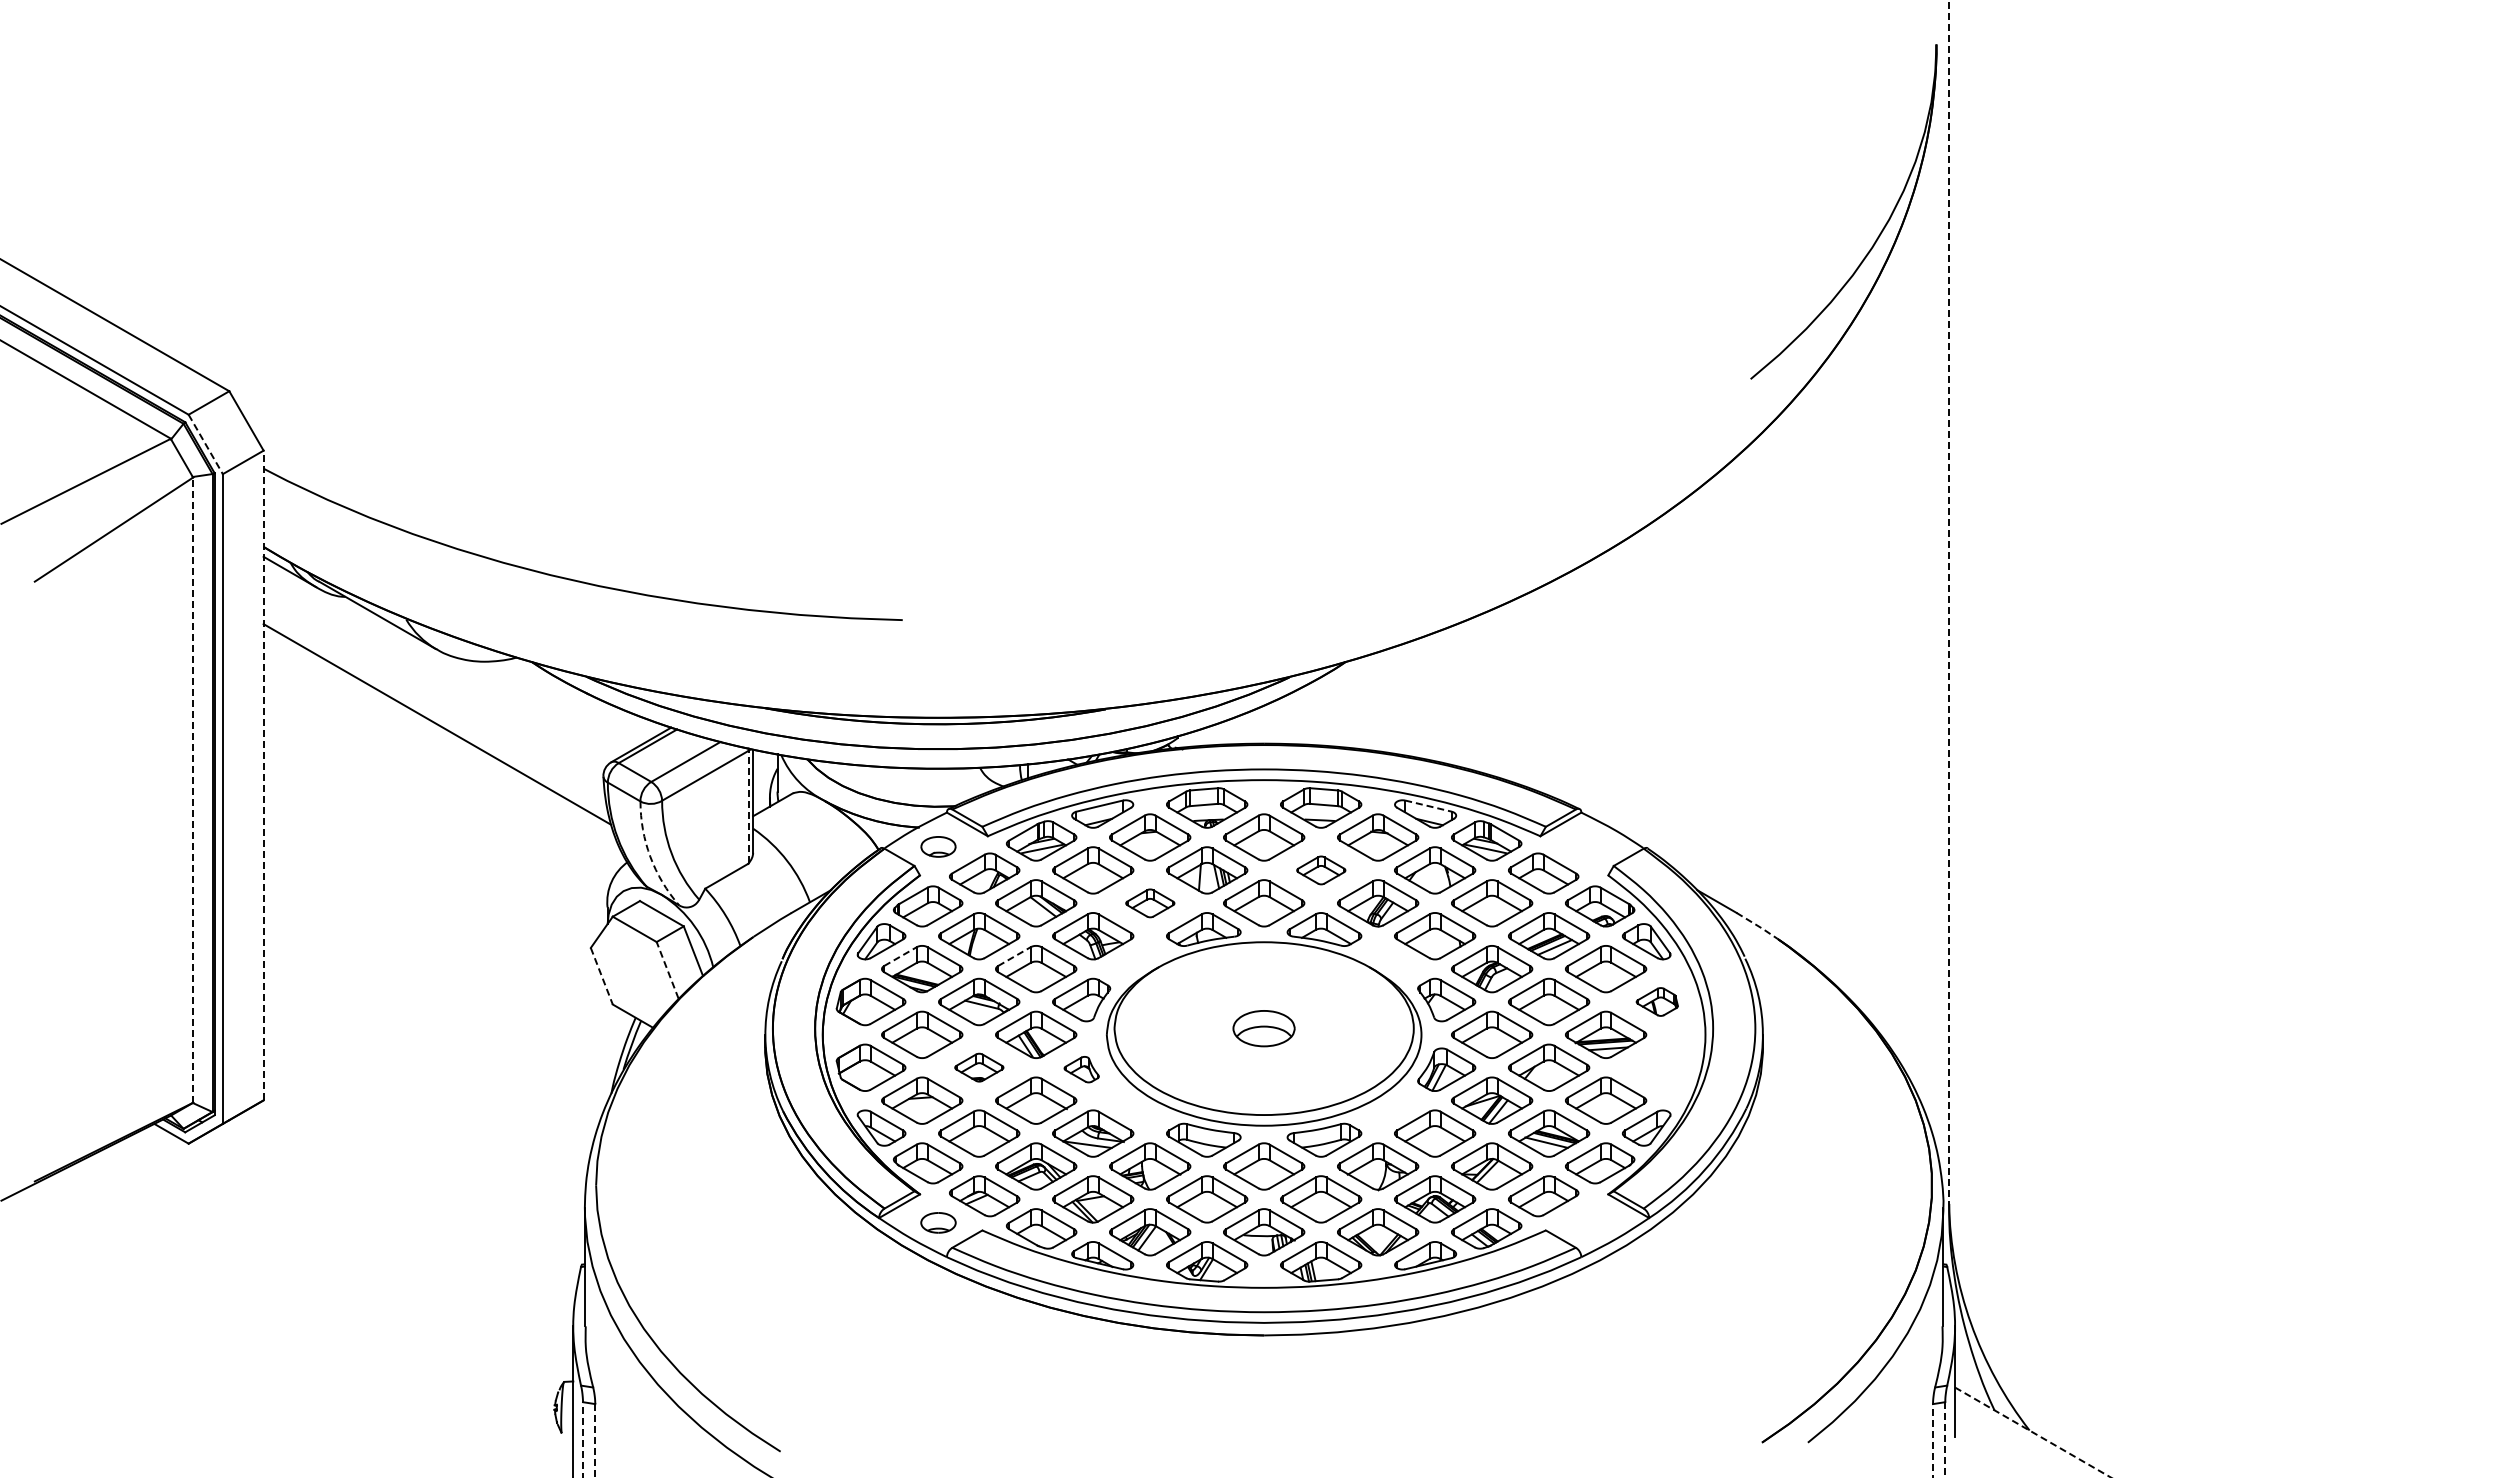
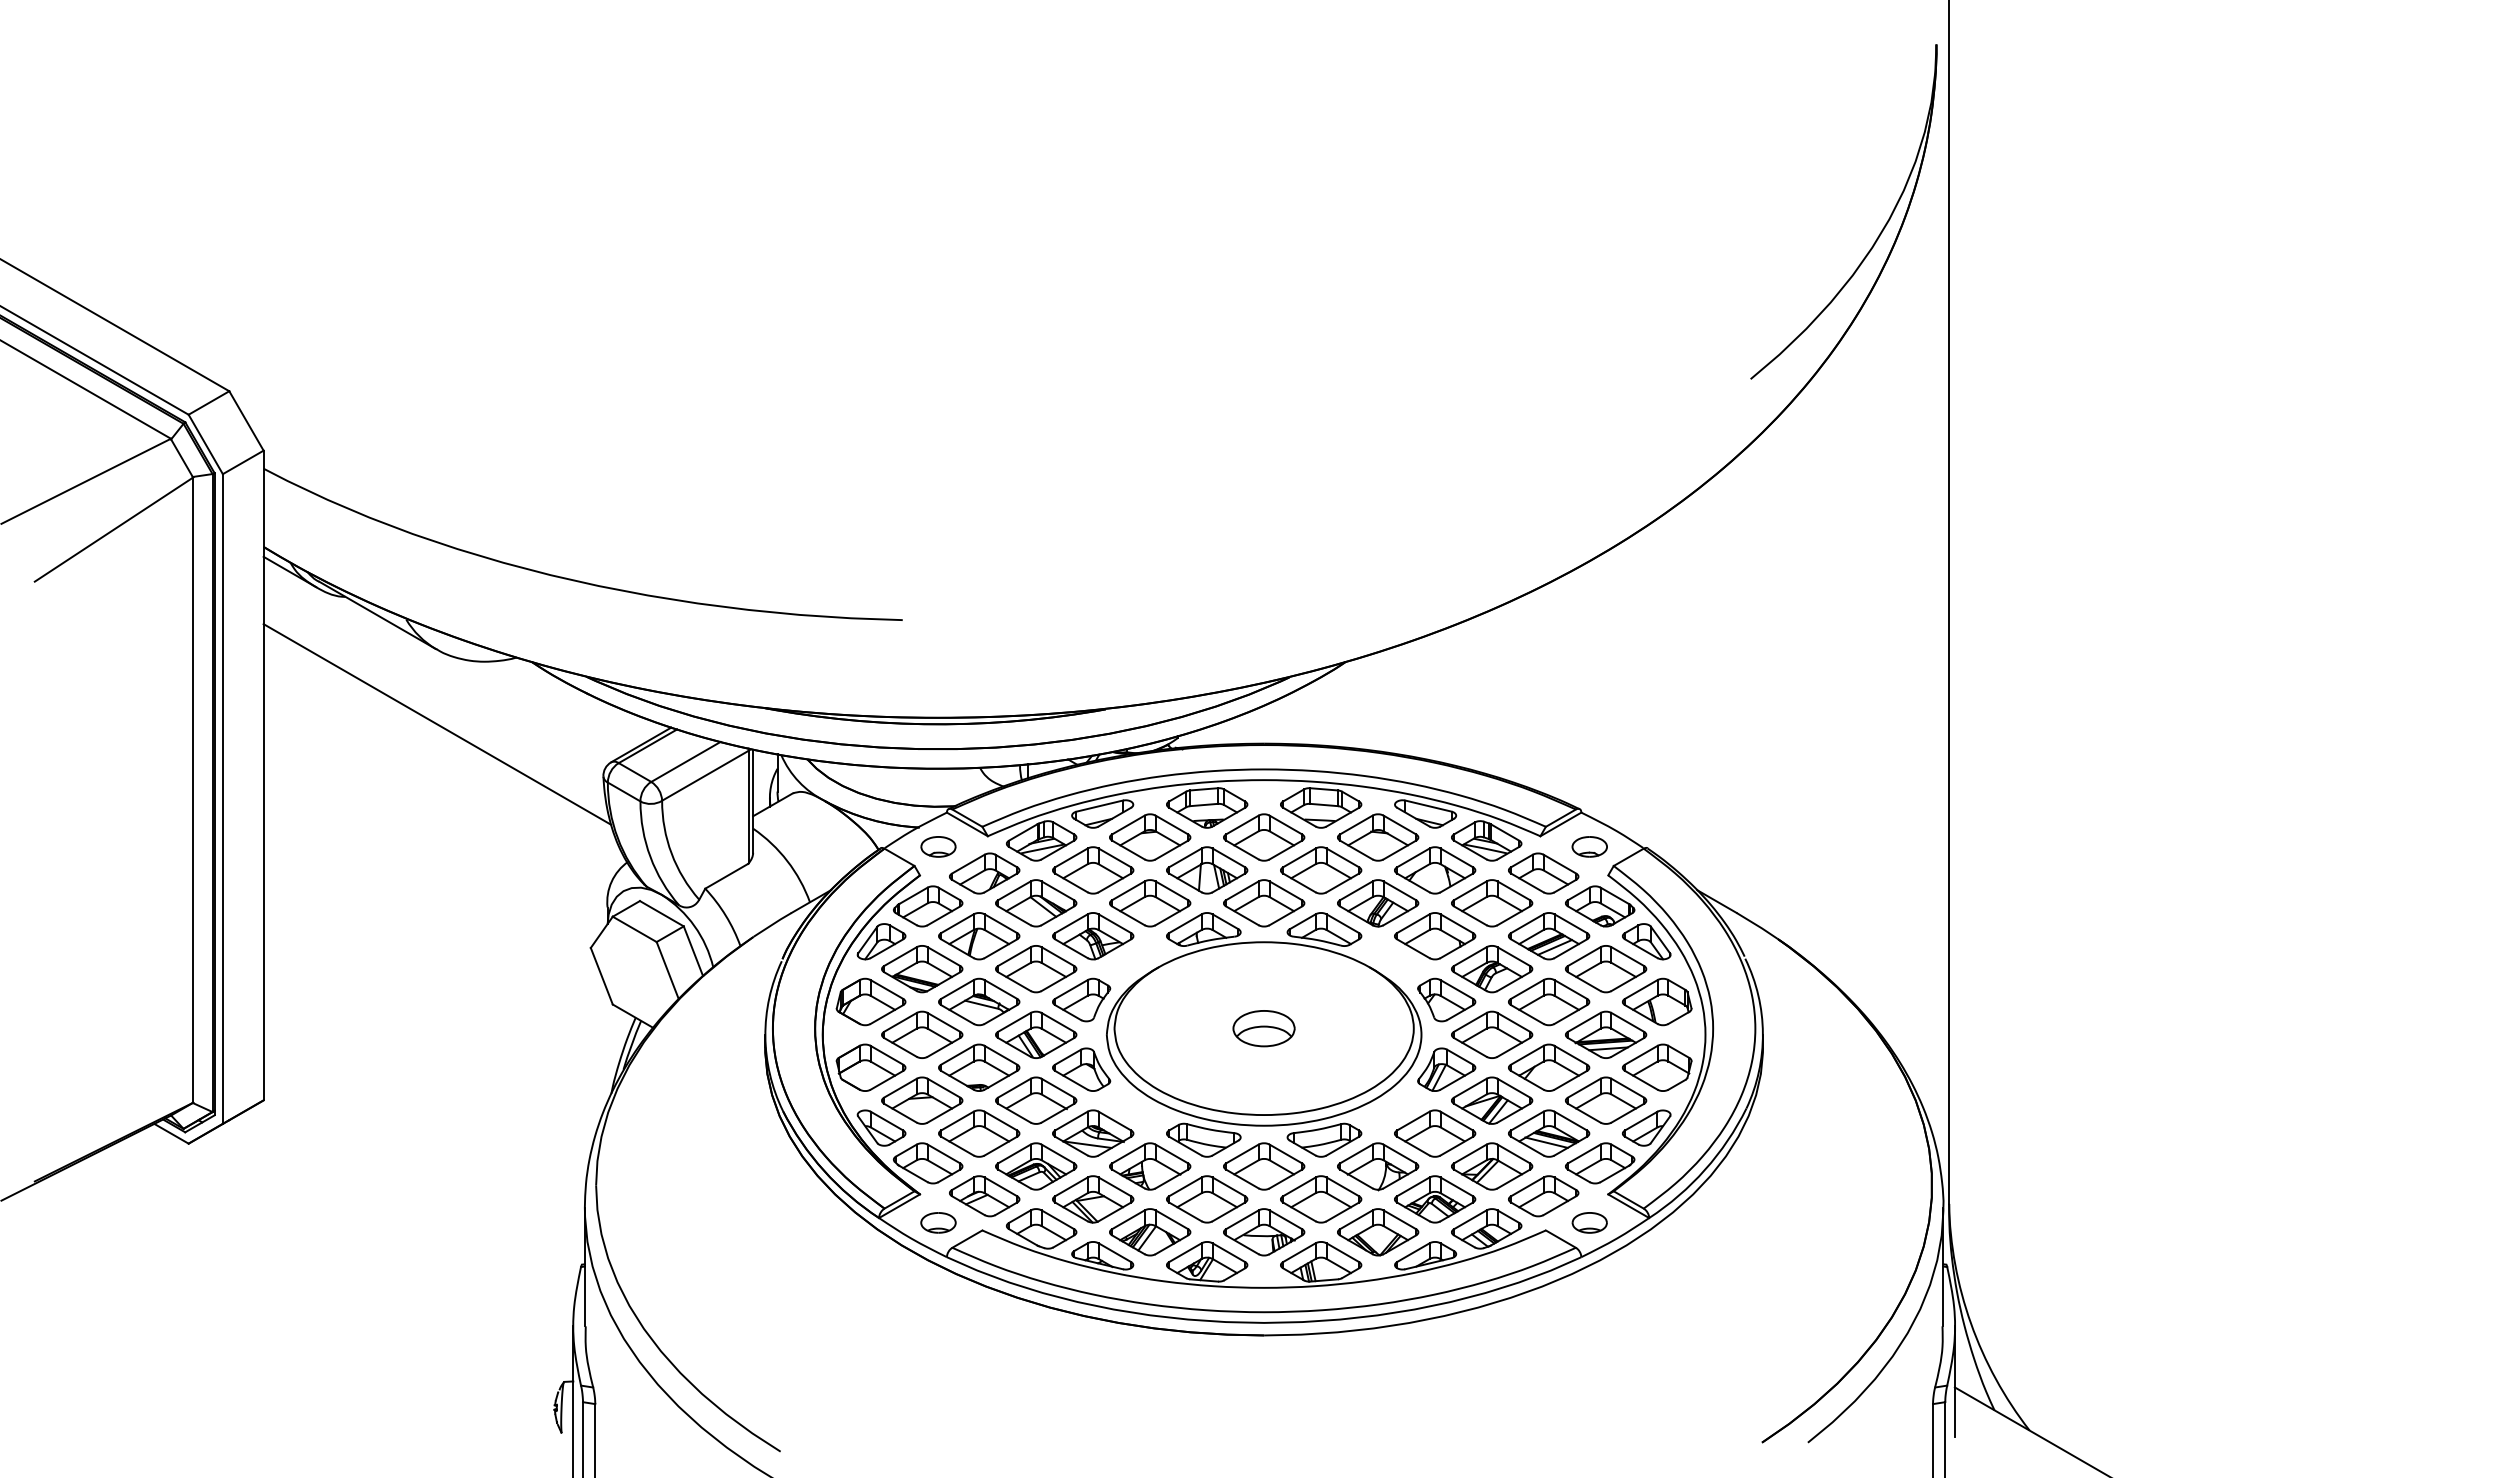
line: dashed -> solid (206, 444)
line: dashed -> solid (1949, 601)
line: dashed -> solid (263, 775)
line: dashed -> solid (193, 790)
line: dashed -> solid (748, 806)
line: dashed -> solid (1428, 806)
part: none -> present (1589, 846)
arc: dashed -> solid (650, 856)
part size: 51x31 px -> 83x49 px (1321, 870)
part size: 51x31 px -> 83x49 px (1150, 903)
line: dashed -> solid (1757, 925)
line: dashed -> solid (900, 956)
line: dashed -> solid (1014, 956)
line: dashed -> solid (667, 969)
line: dashed -> solid (601, 976)
part size: 44x30 px -> 71x50 px (1657, 1001)
part size: 51x31 px -> 83x49 px (979, 1067)
part: none -> present (1657, 1067)
part size: 37x28 px -> 60x45 px (1081, 1069)
part: none -> present (1589, 1222)
line: dashed -> solid (2032, 1432)
line: dashed -> solid (583, 1439)
line: dashed -> solid (1945, 1439)
line: dashed -> solid (595, 1440)
line: dashed -> solid (1933, 1440)
